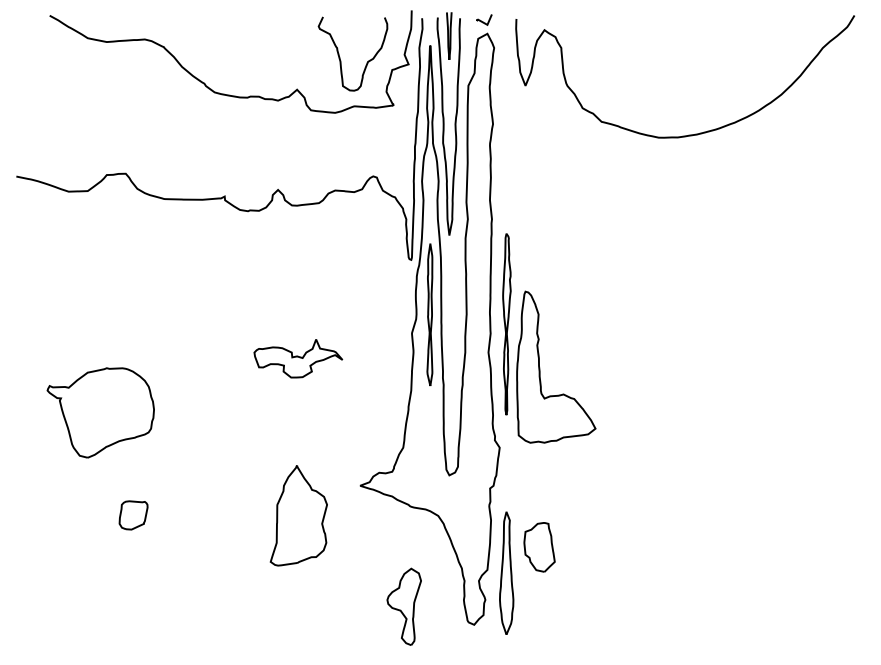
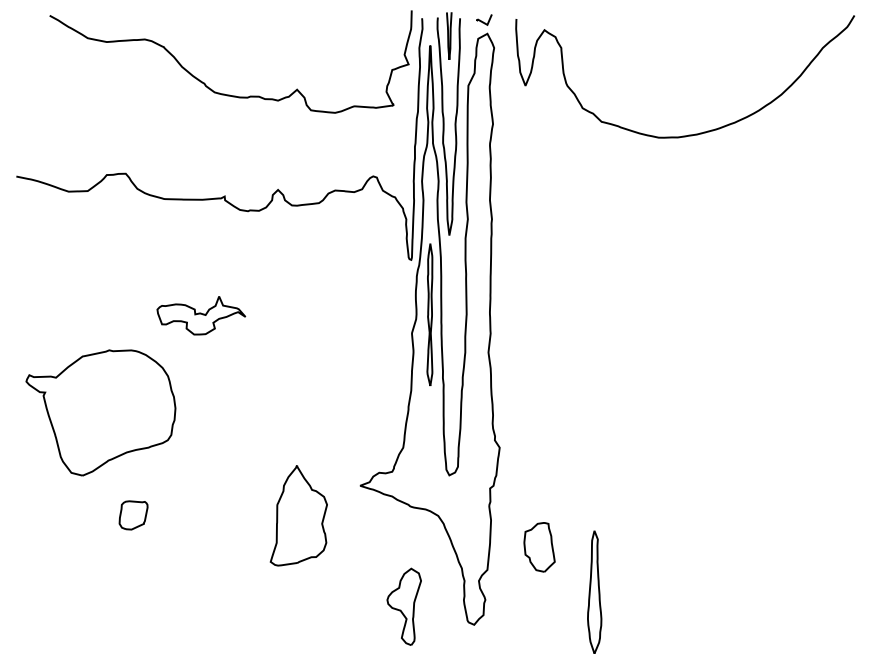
curve: present -> none (340, 57)
part: present -> none (539, 338)
part position: (298, 358) -> (201, 315) (201, 315)
part size: 109x92 px -> 152x128 px (100, 412)
part position: (506, 572) -> (594, 591) (594, 591)
